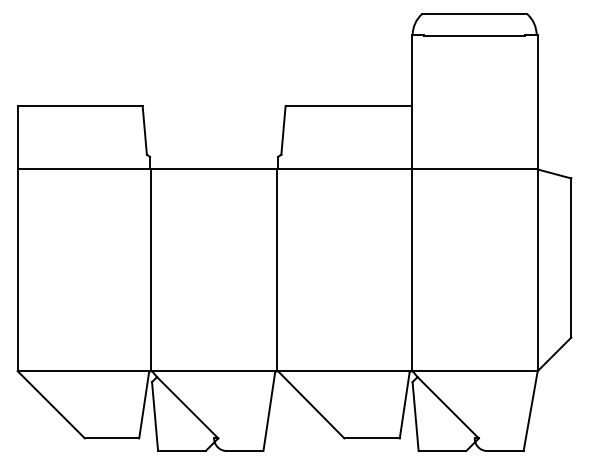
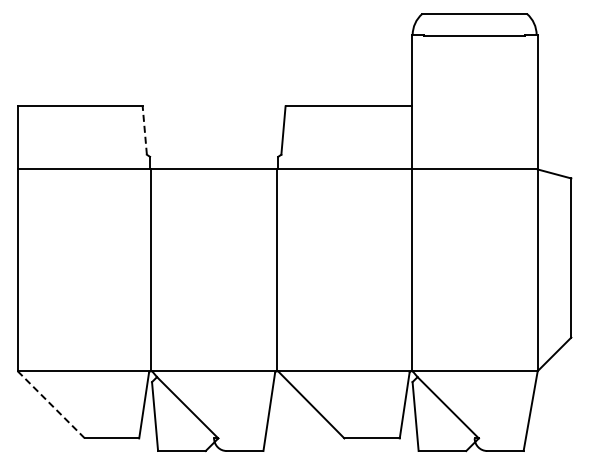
line: solid -> dashed (144, 130)
line: solid -> dashed (51, 404)
